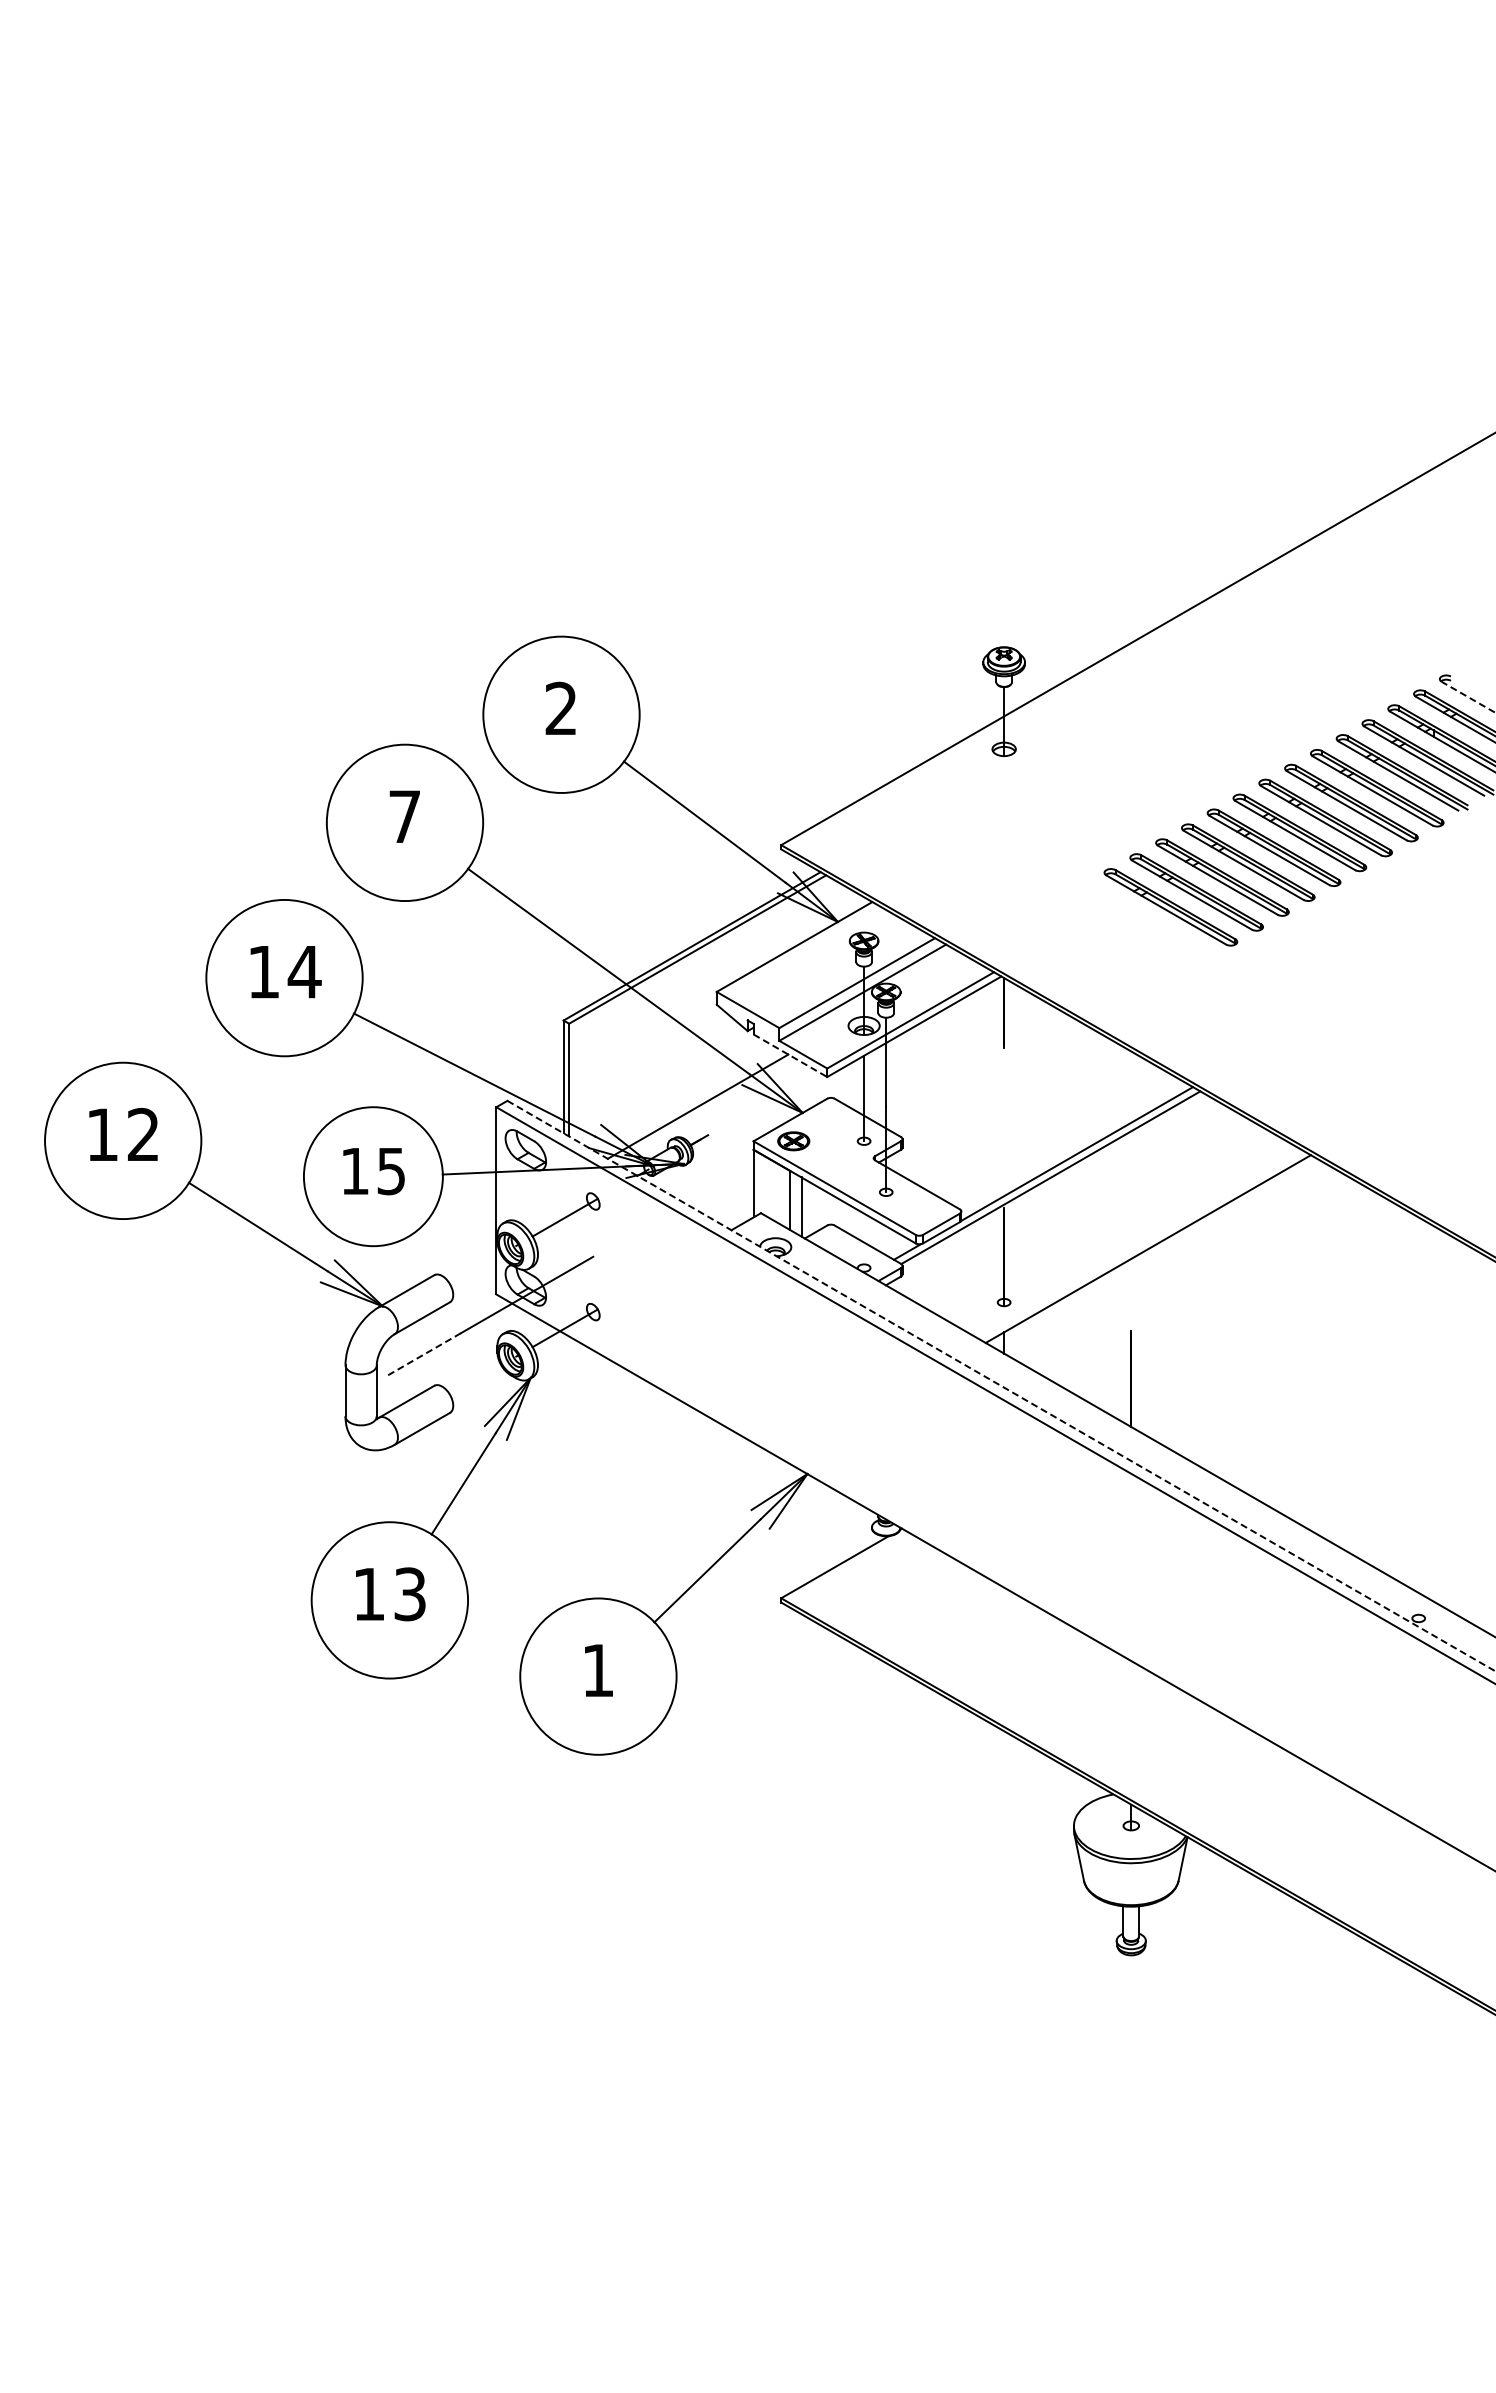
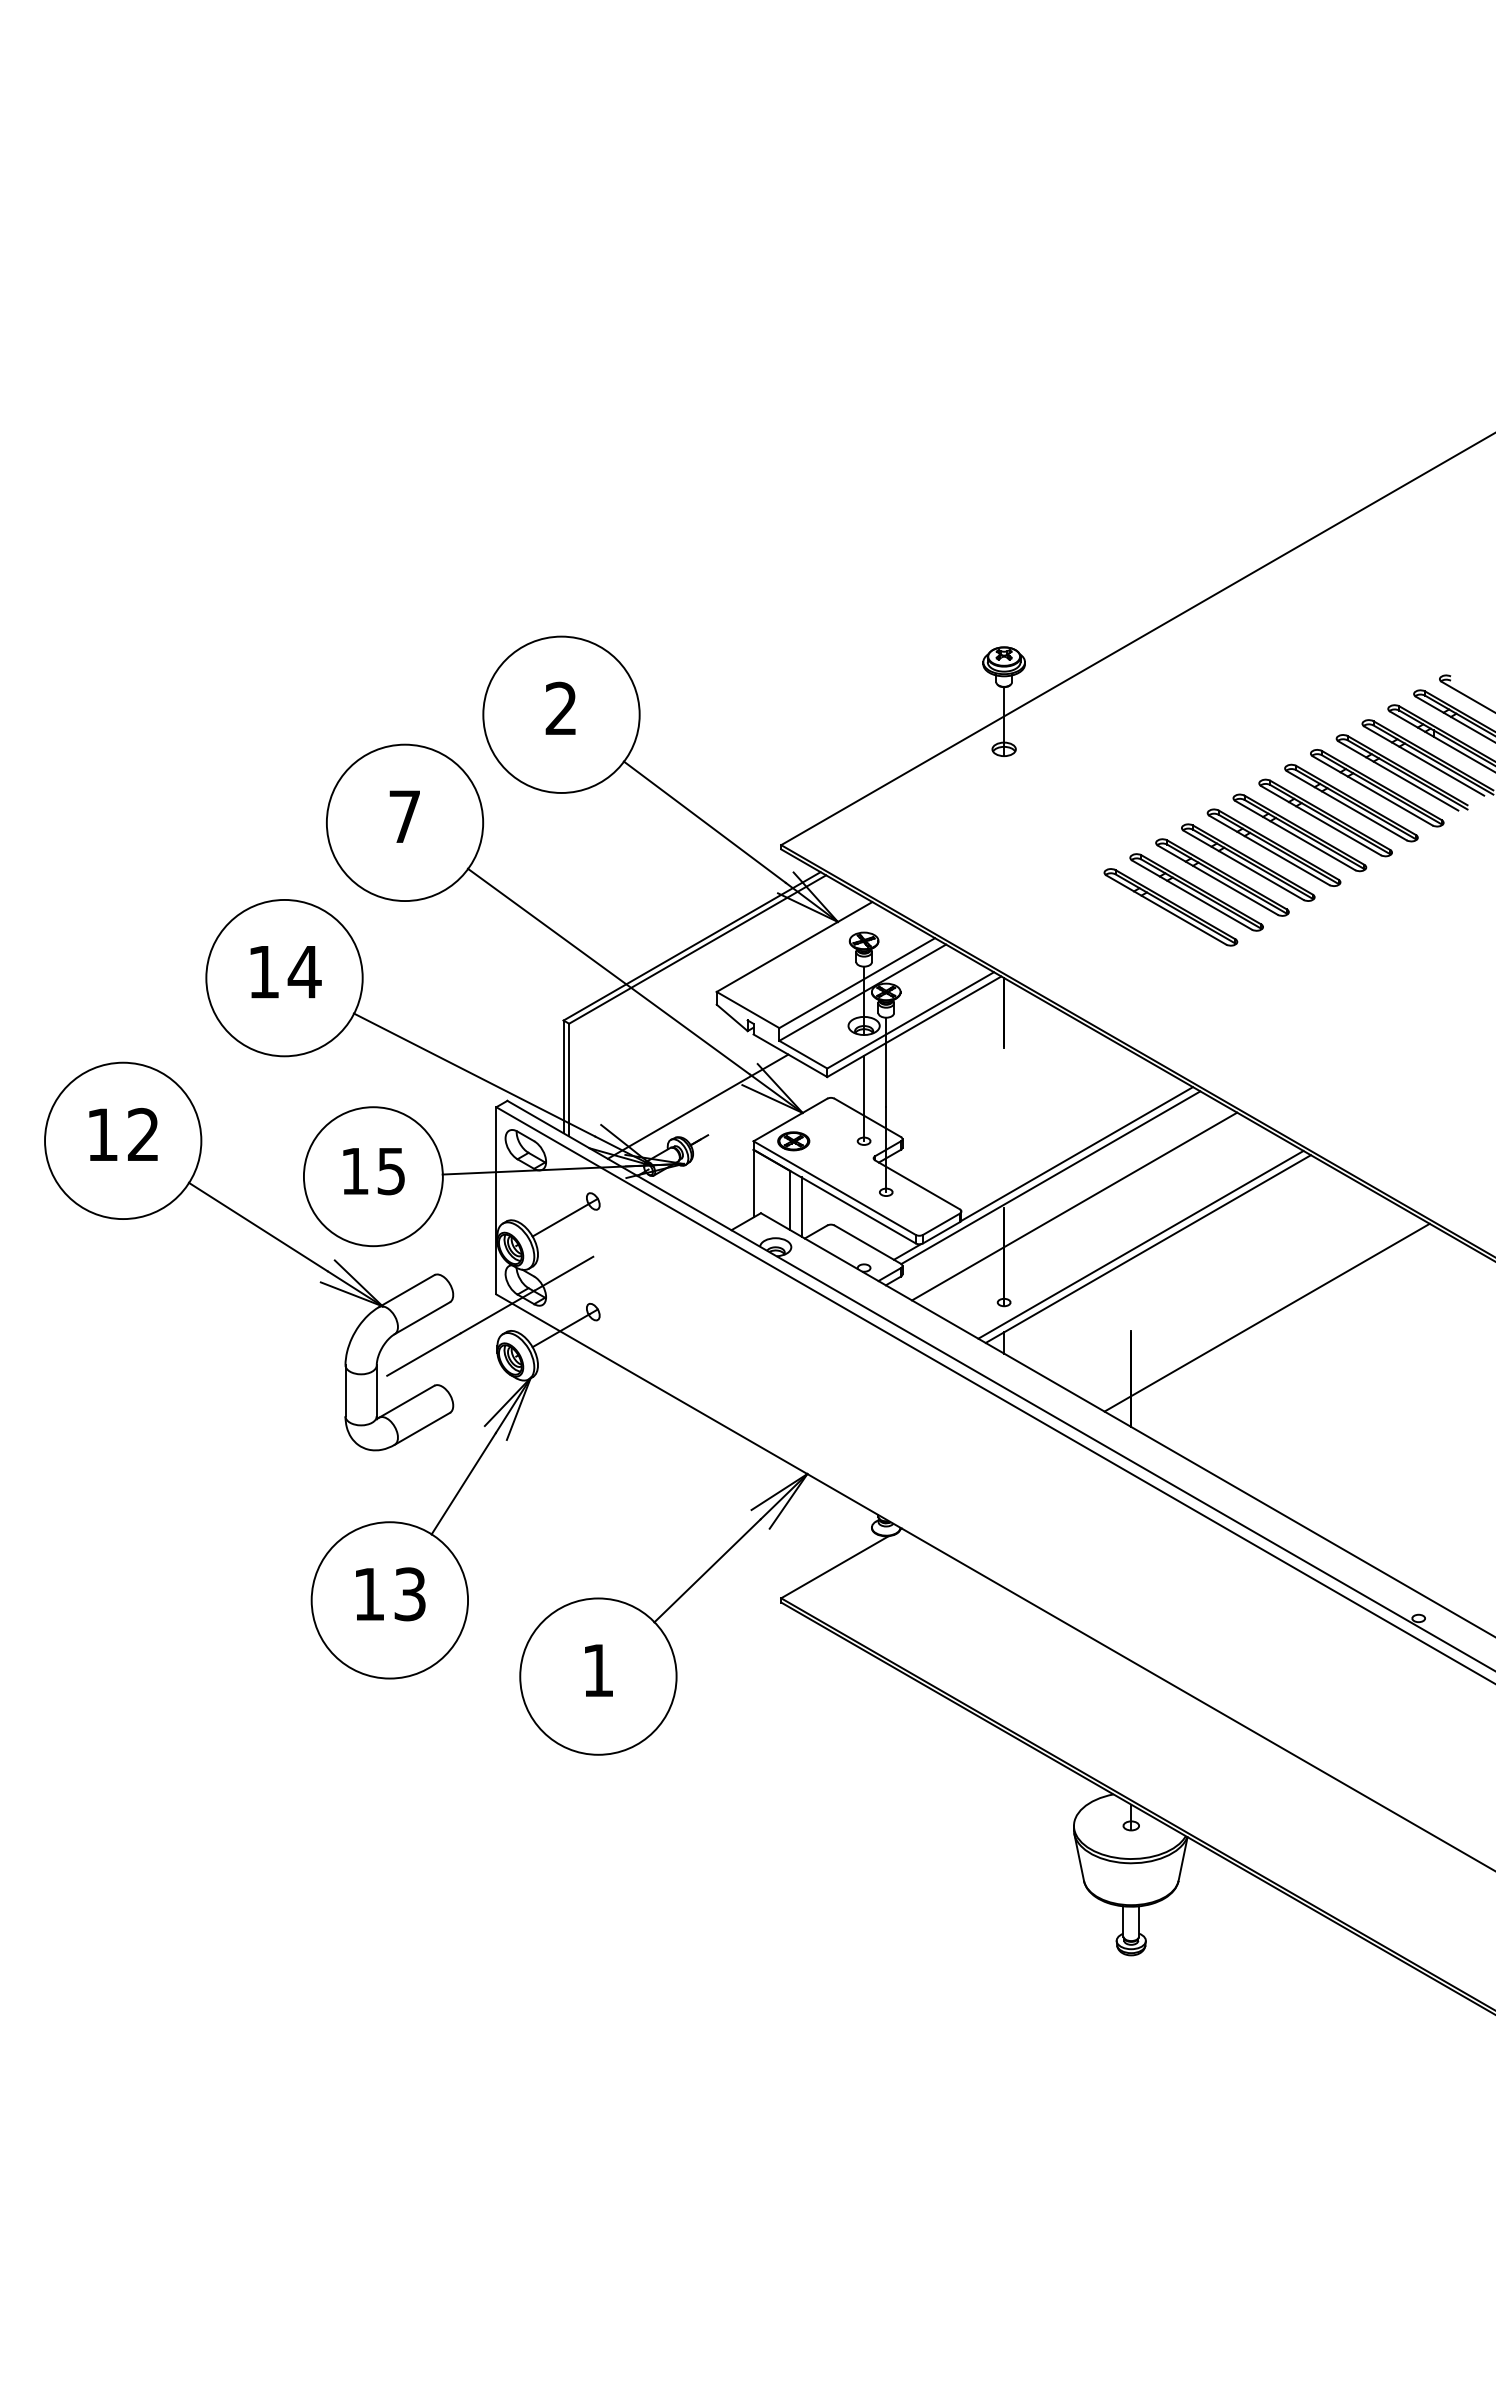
line: dashed -> solid (1468, 697)
line: dashed -> solid (790, 1055)
line: none -> present (1074, 1206)
line: none -> present (1140, 1244)
line: none -> present (1266, 1317)
line: dashed -> solid (424, 1354)
line: dashed -> solid (1001, 1386)
